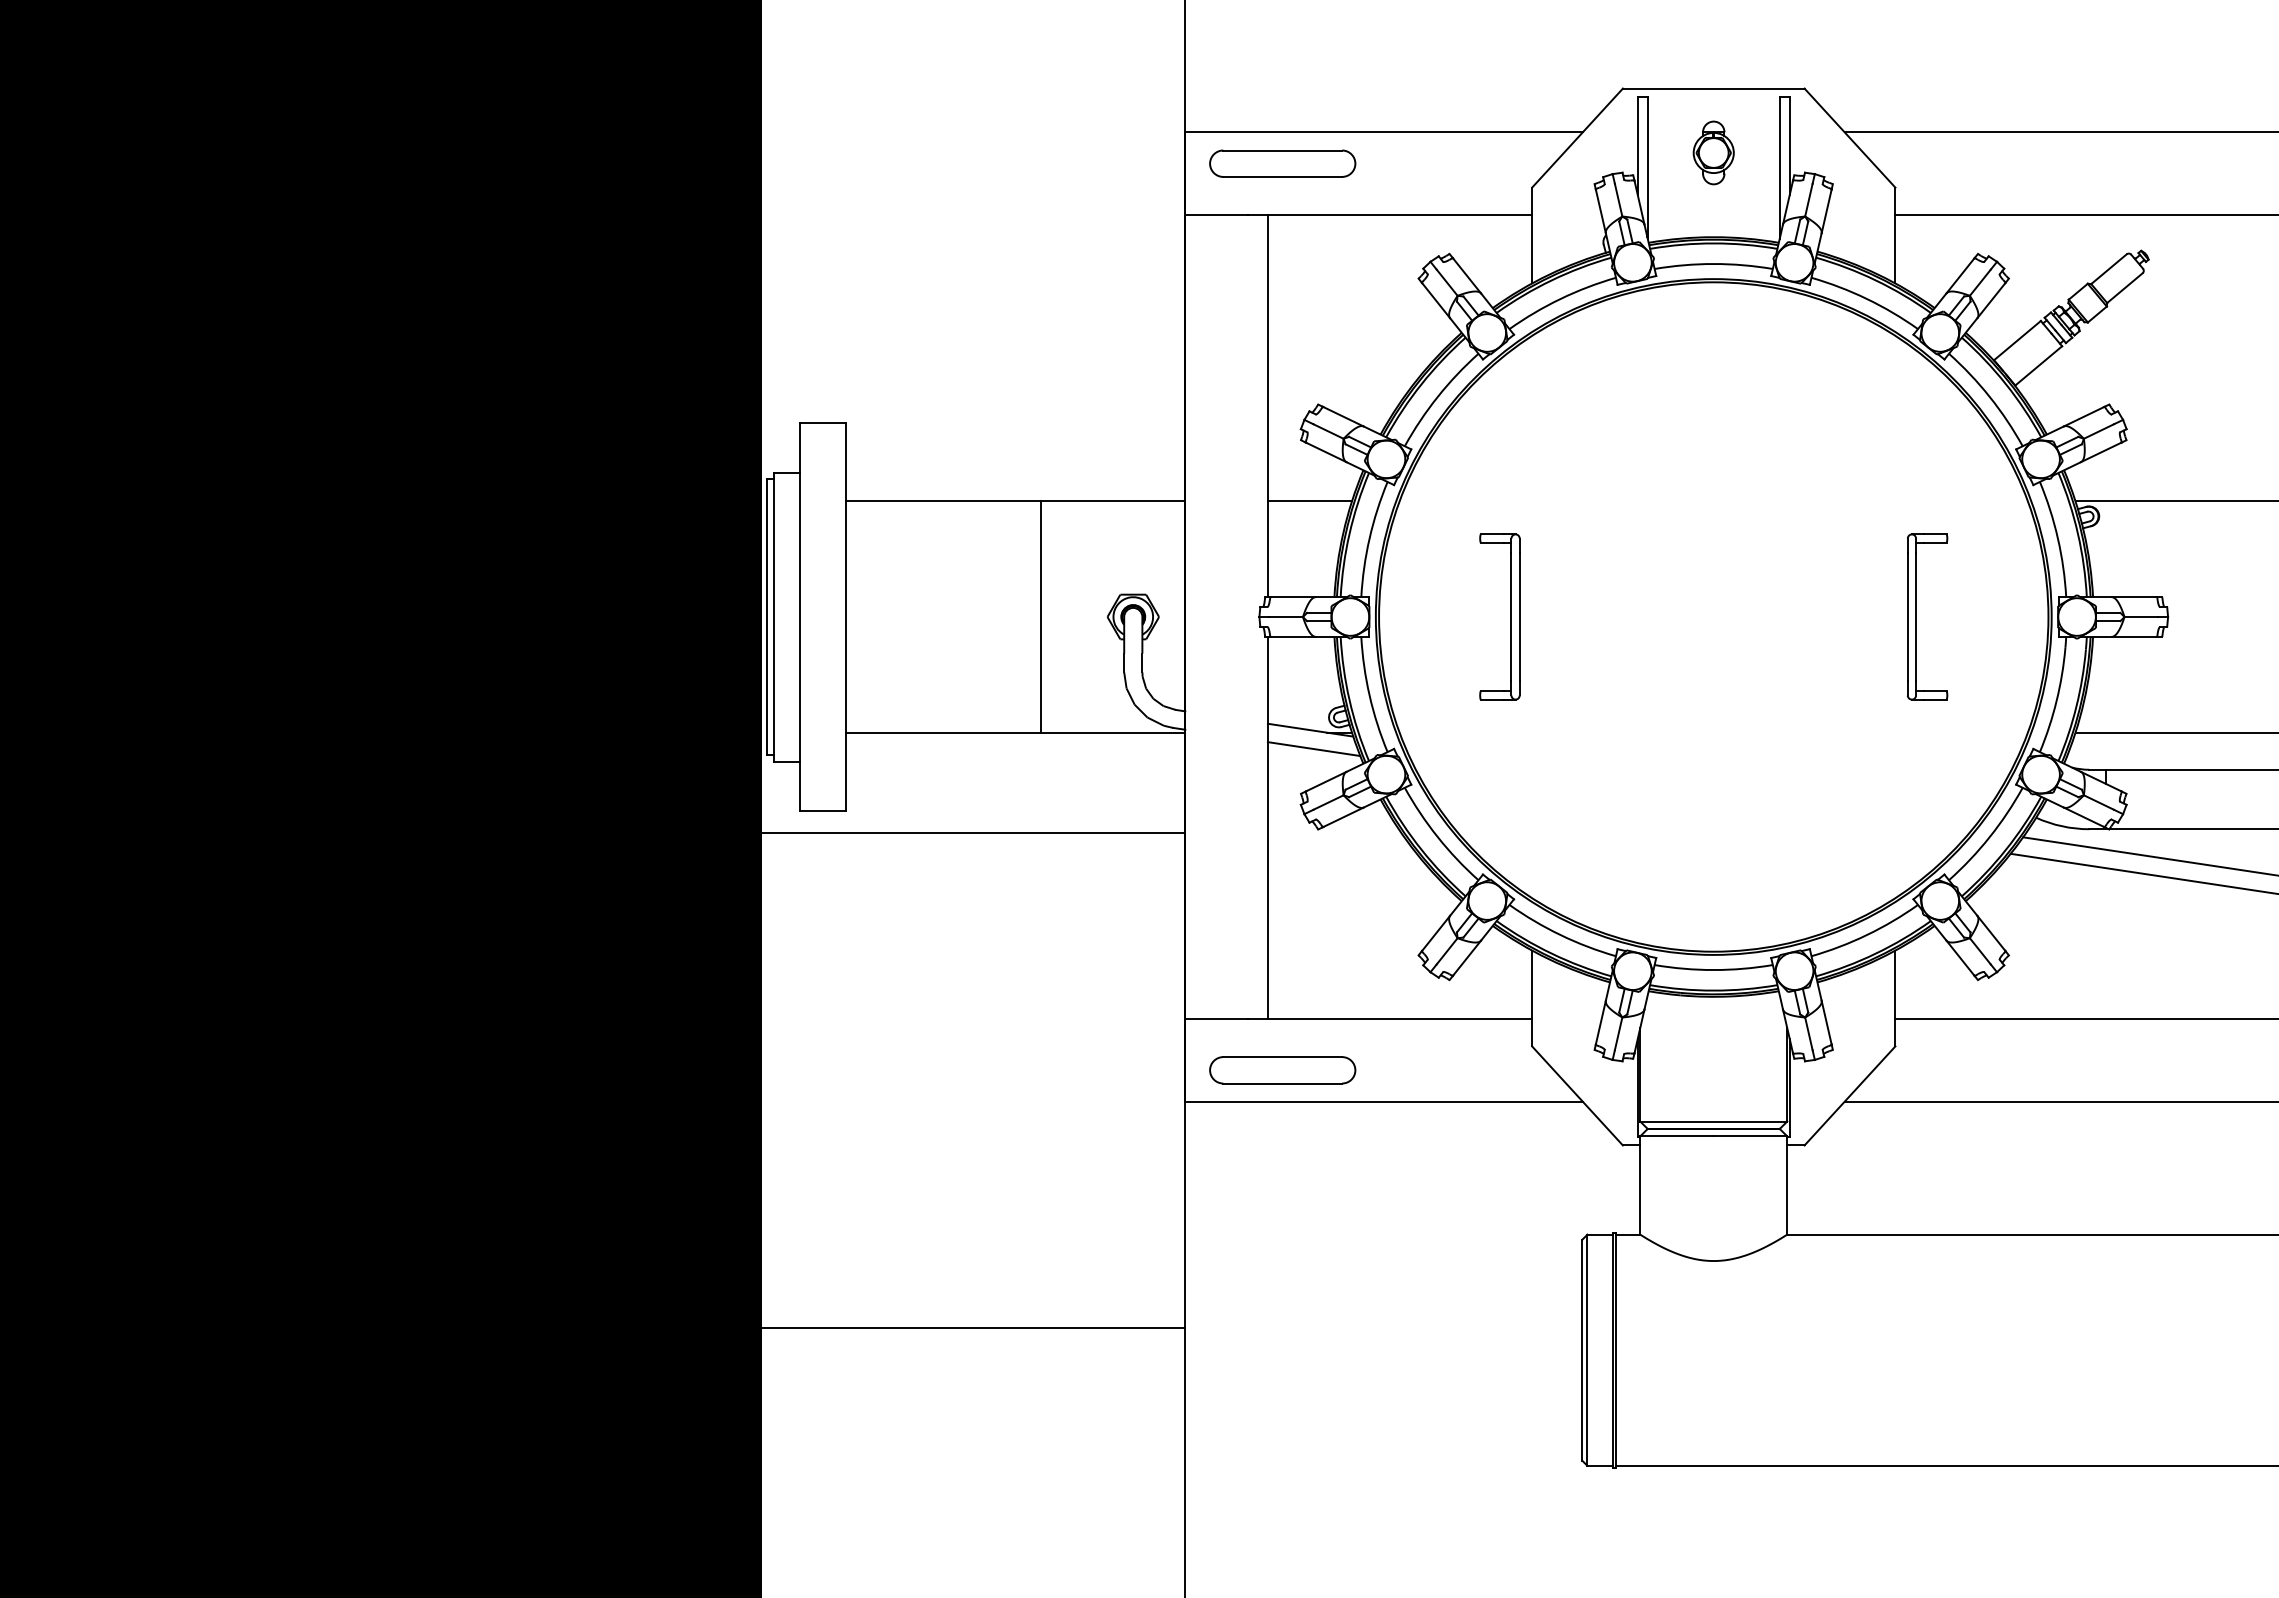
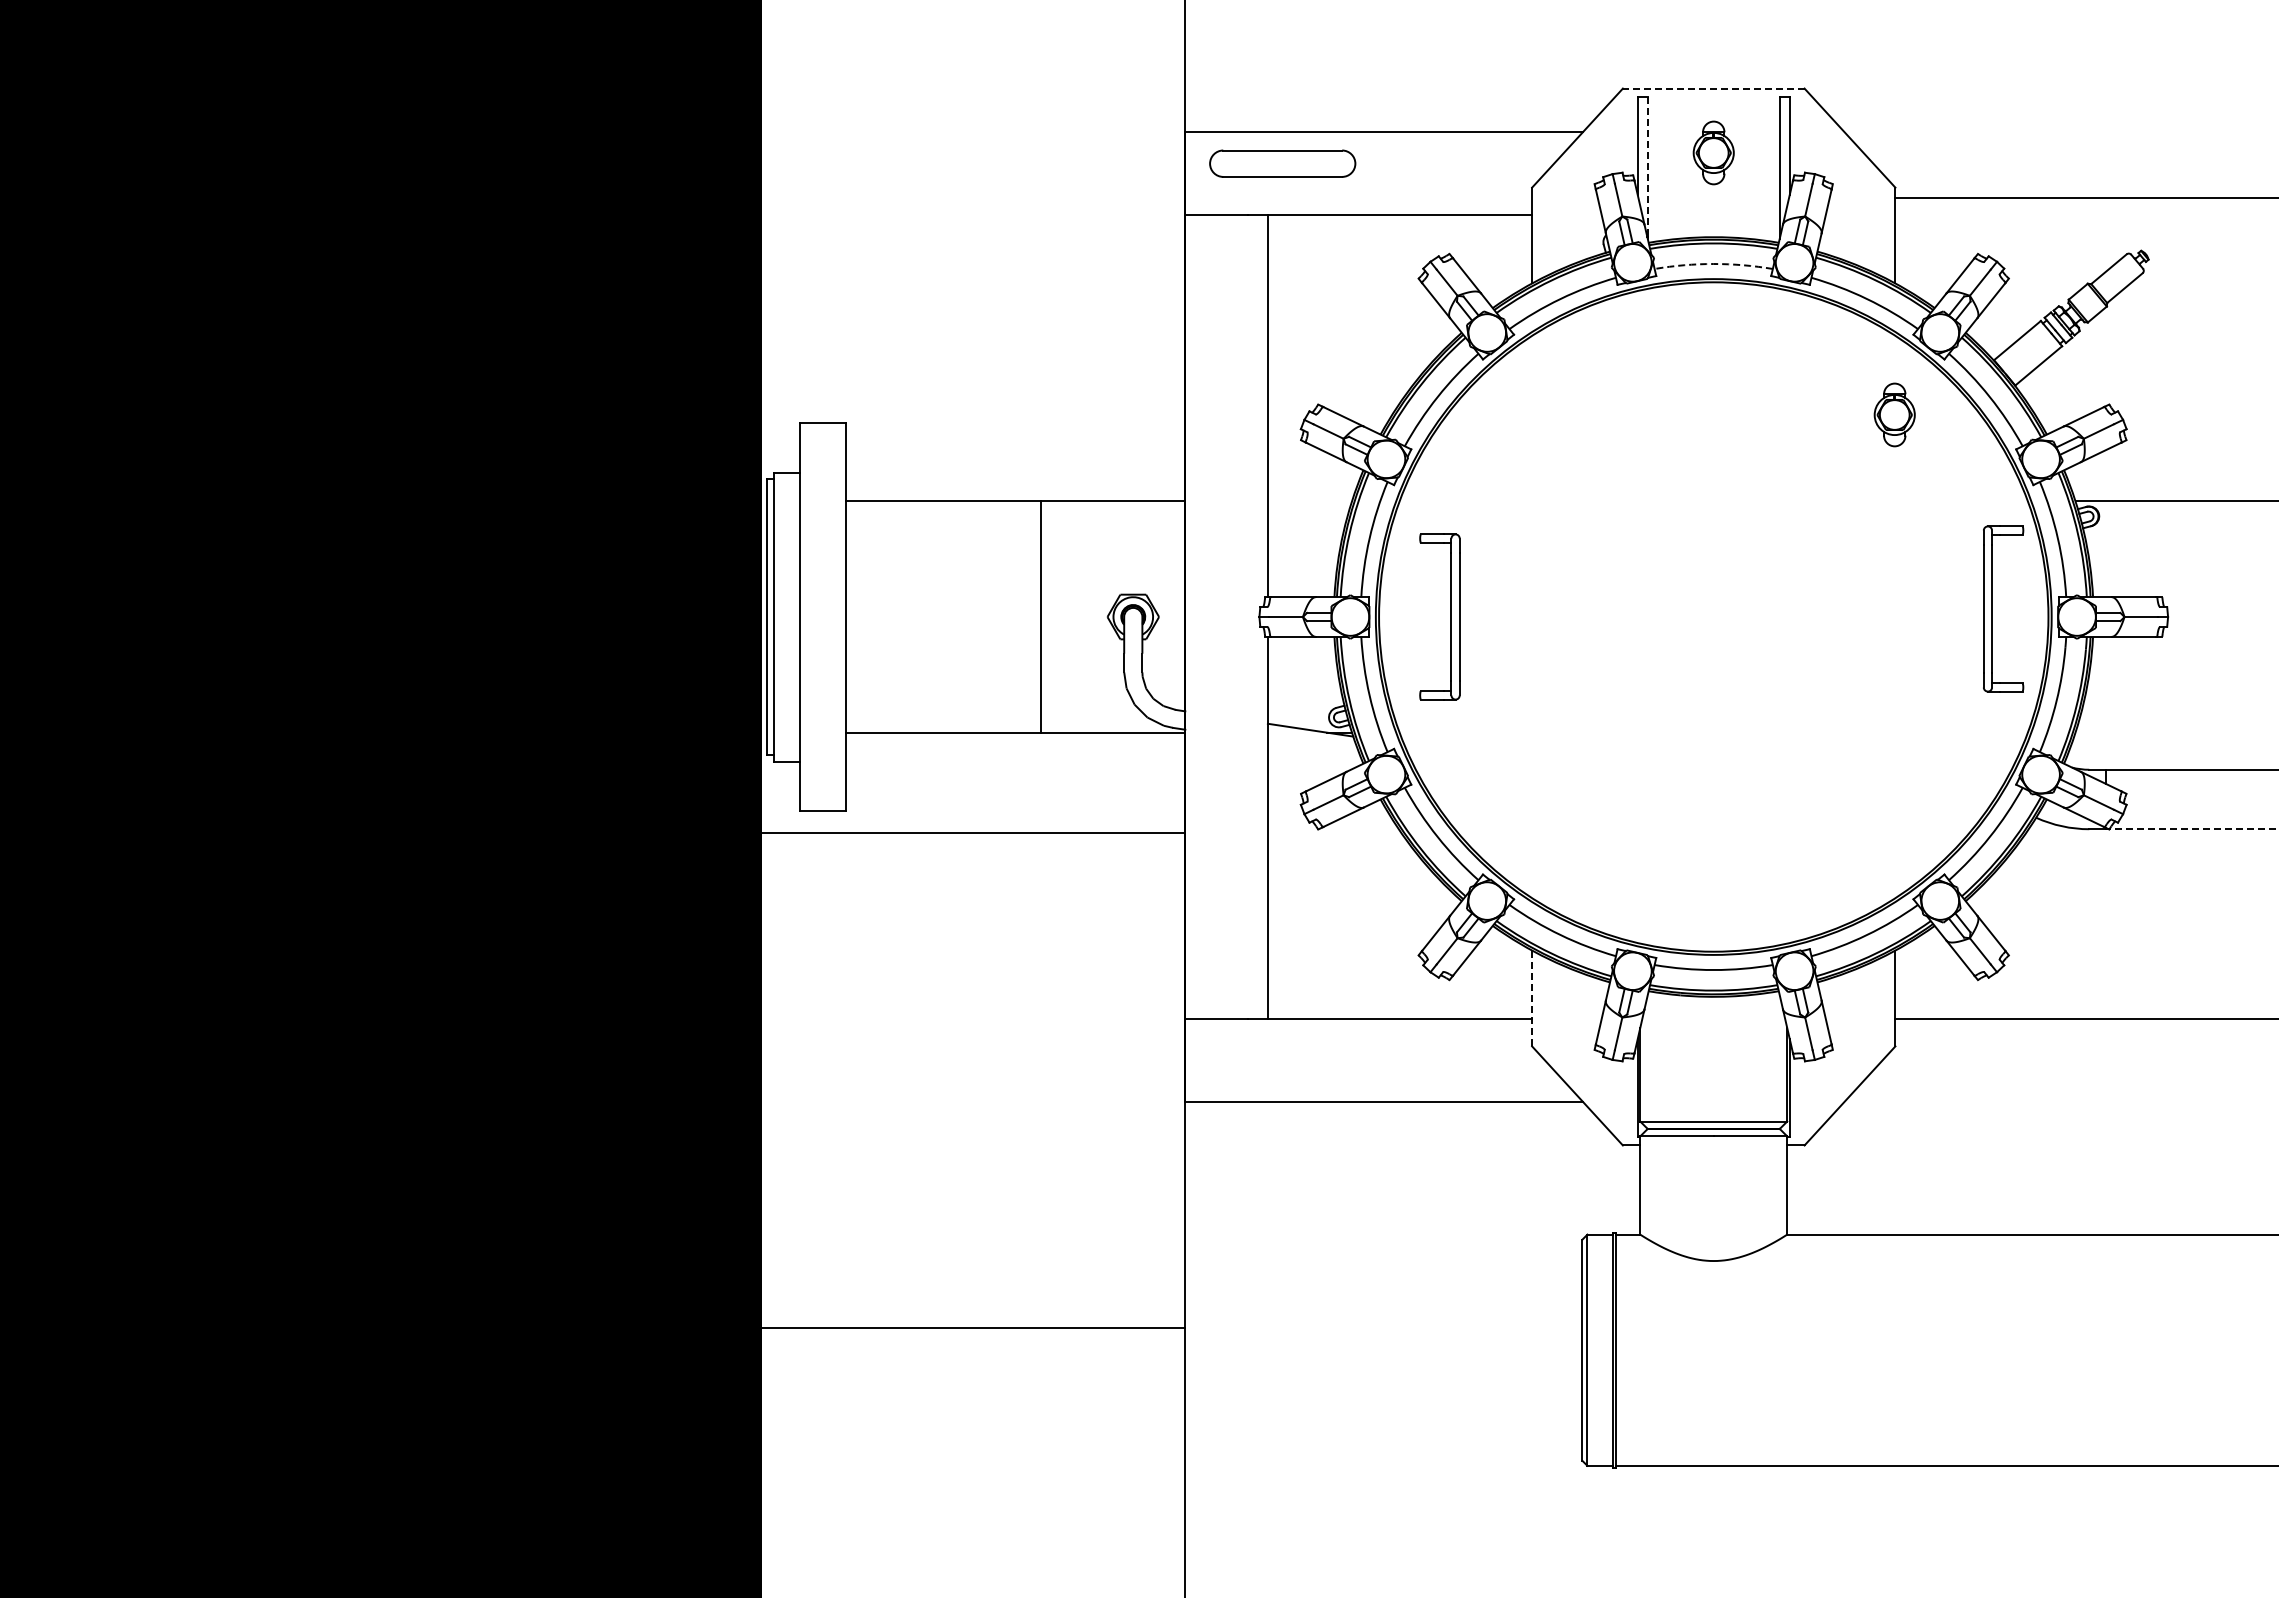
line: solid -> dashed (1713, 88)
line: present -> none (2059, 132)
line: solid -> dashed (1647, 166)
line position: (2085, 214) -> (2085, 197) (2085, 197)
arc: solid -> dashed (1713, 264)
part: none -> present (1894, 414)
line: present -> none (1309, 501)
part position: (1510, 616) -> (1450, 616) (1450, 616)
part position: (1916, 616) -> (1992, 608) (1992, 608)
line: present -> none (2175, 732)
line: present -> none (1313, 749)
line: solid -> dashed (2193, 829)
line: present -> none (2149, 856)
line: present -> none (2142, 873)
line: solid -> dashed (1532, 998)
part: present -> none (1282, 1070)
line: present -> none (2059, 1101)
